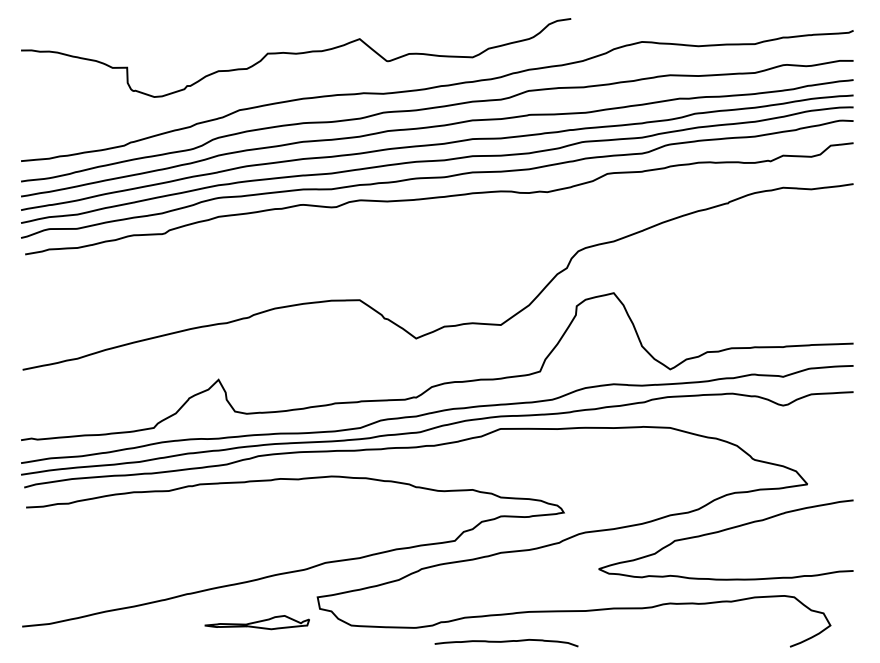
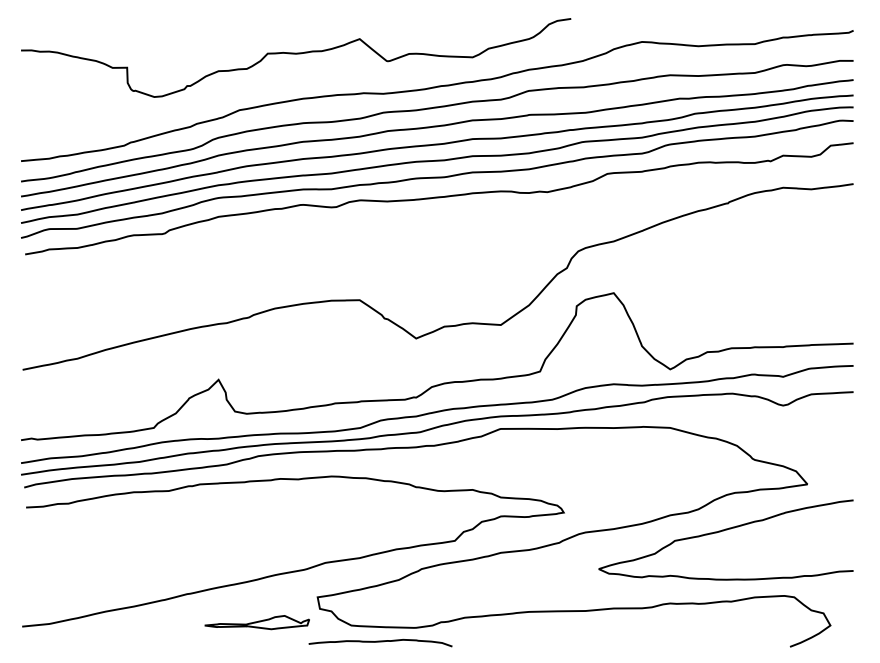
curve position: (506, 642) -> (380, 642) (380, 642)
